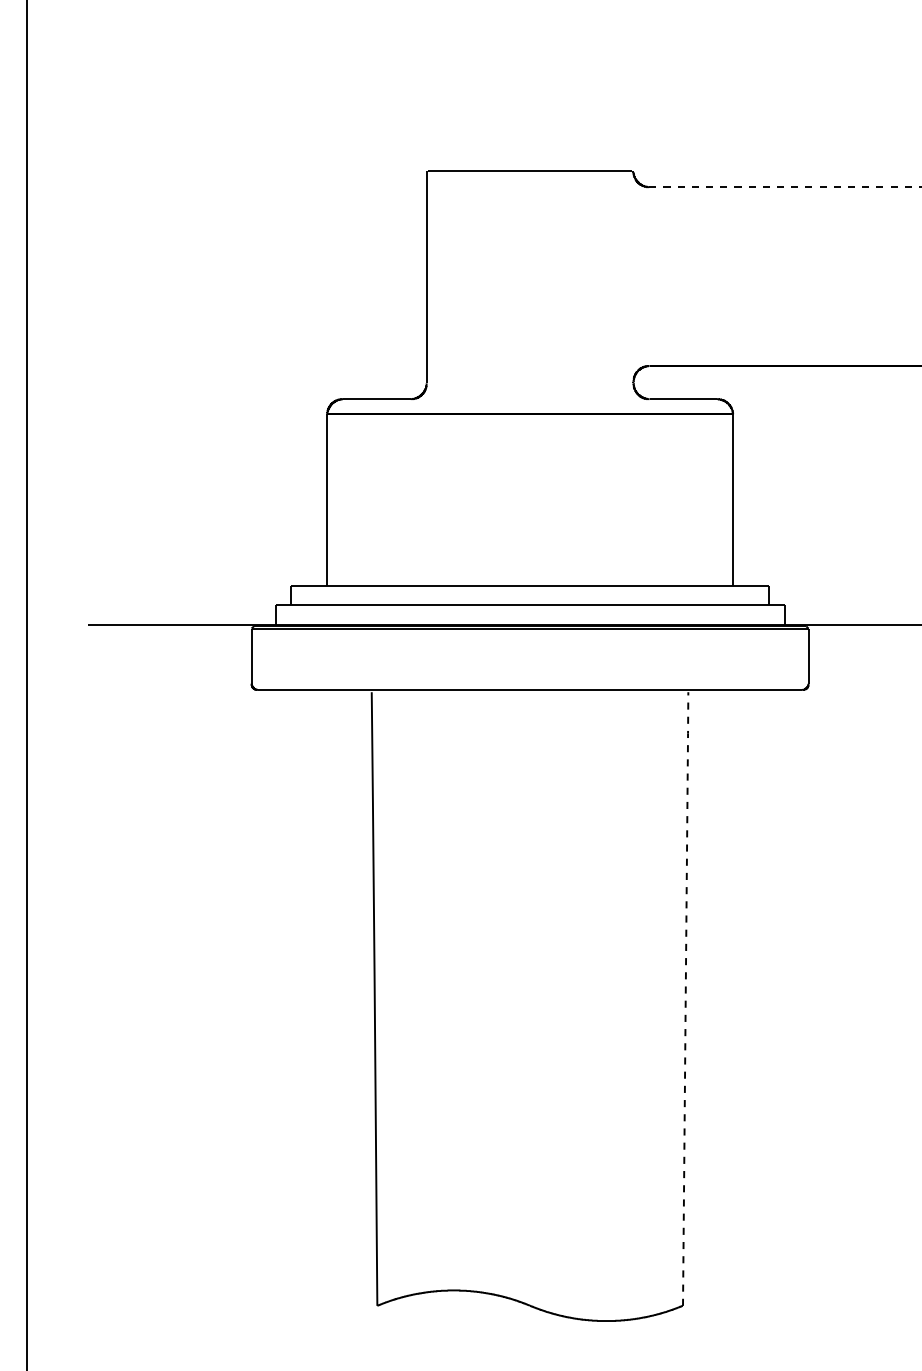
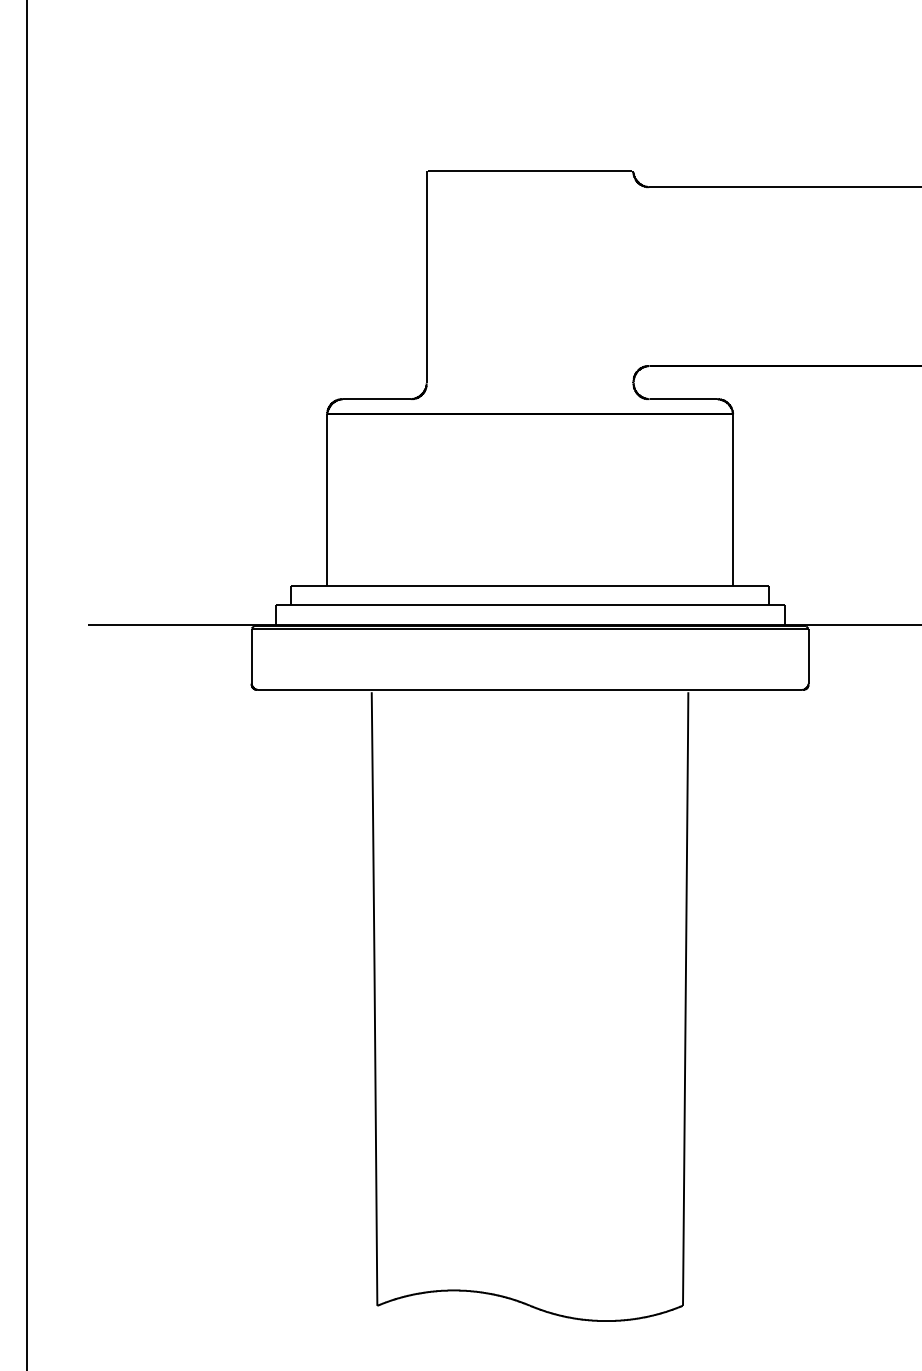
line: dashed -> solid (785, 187)
line: dashed -> solid (685, 998)
